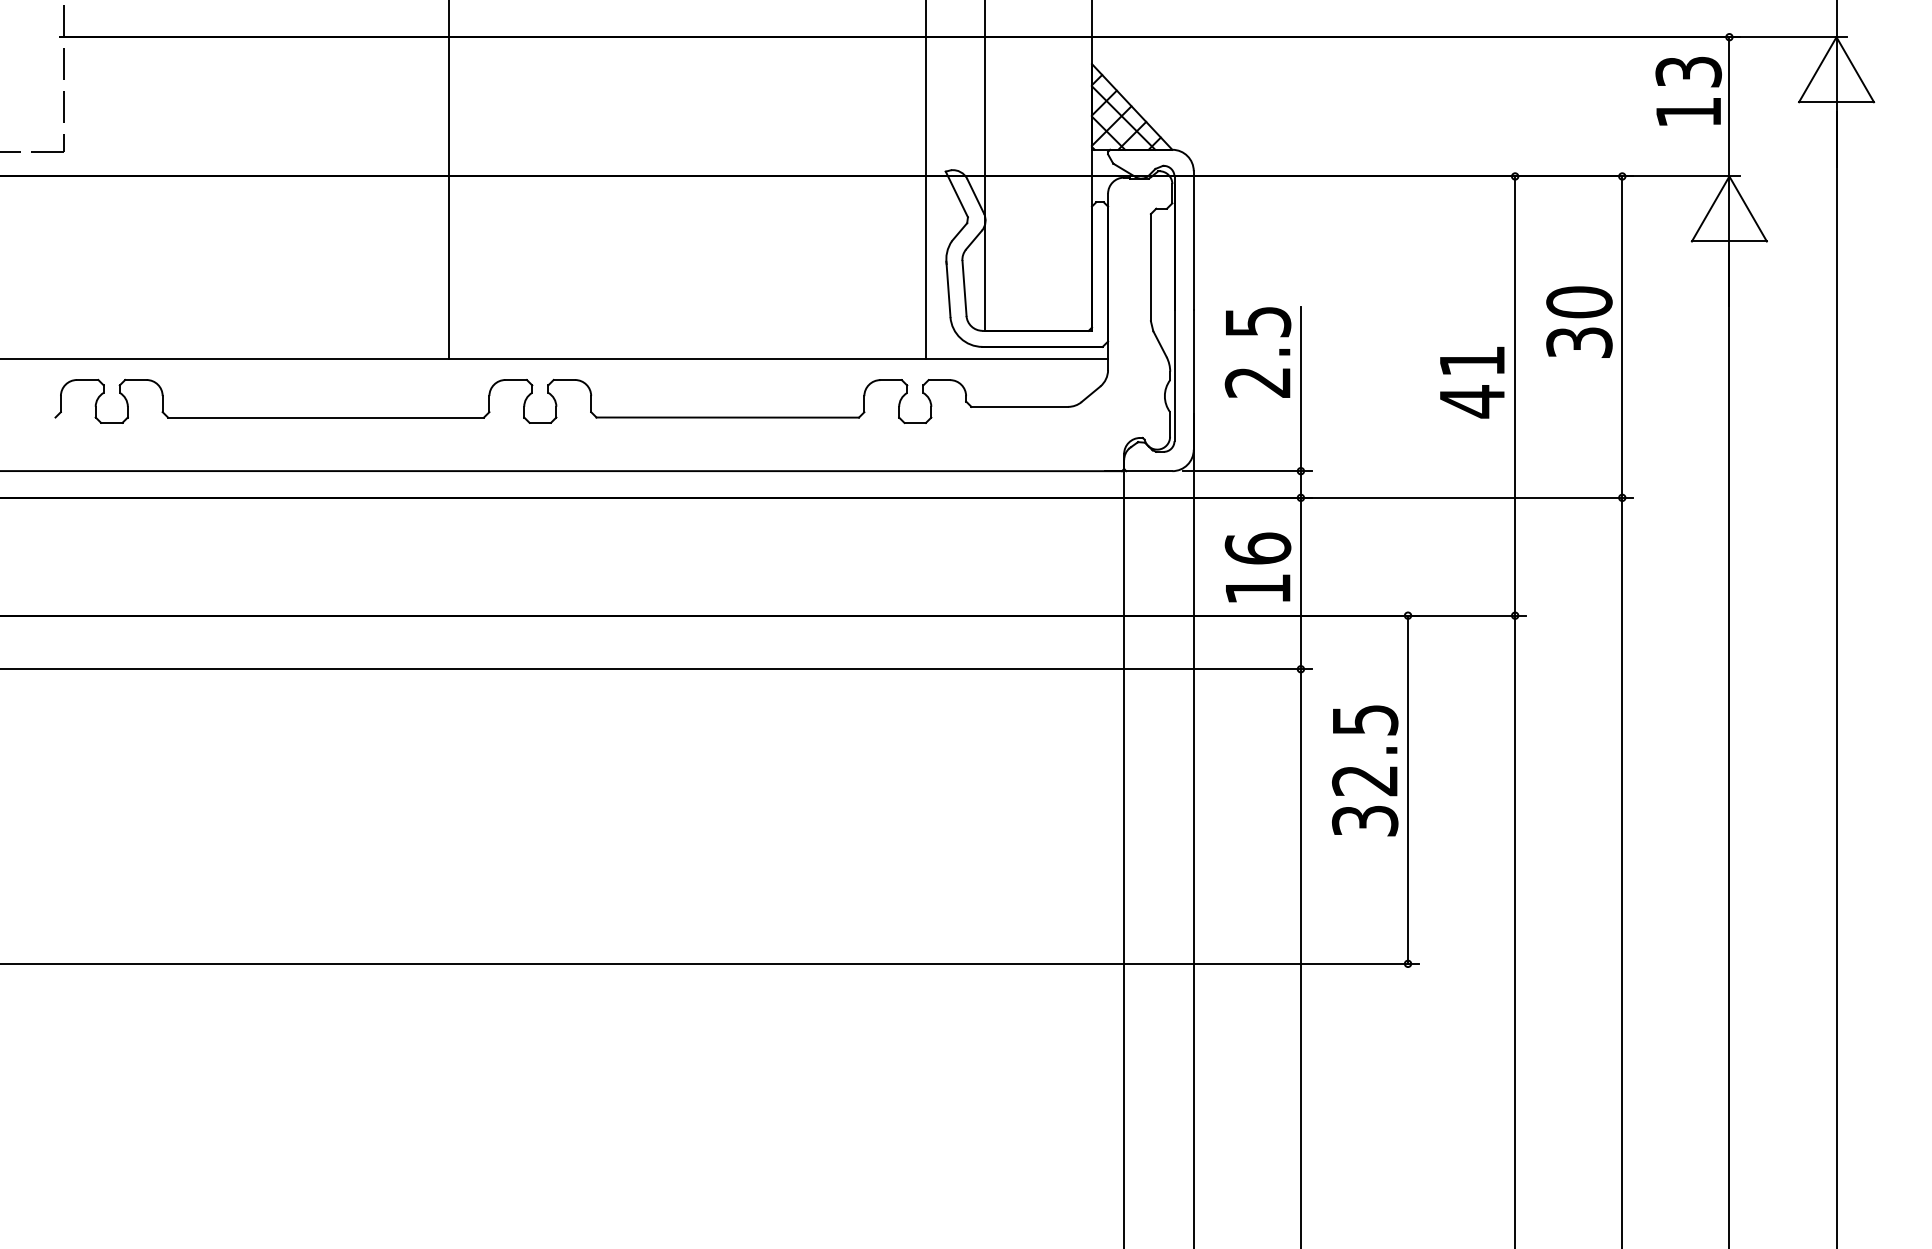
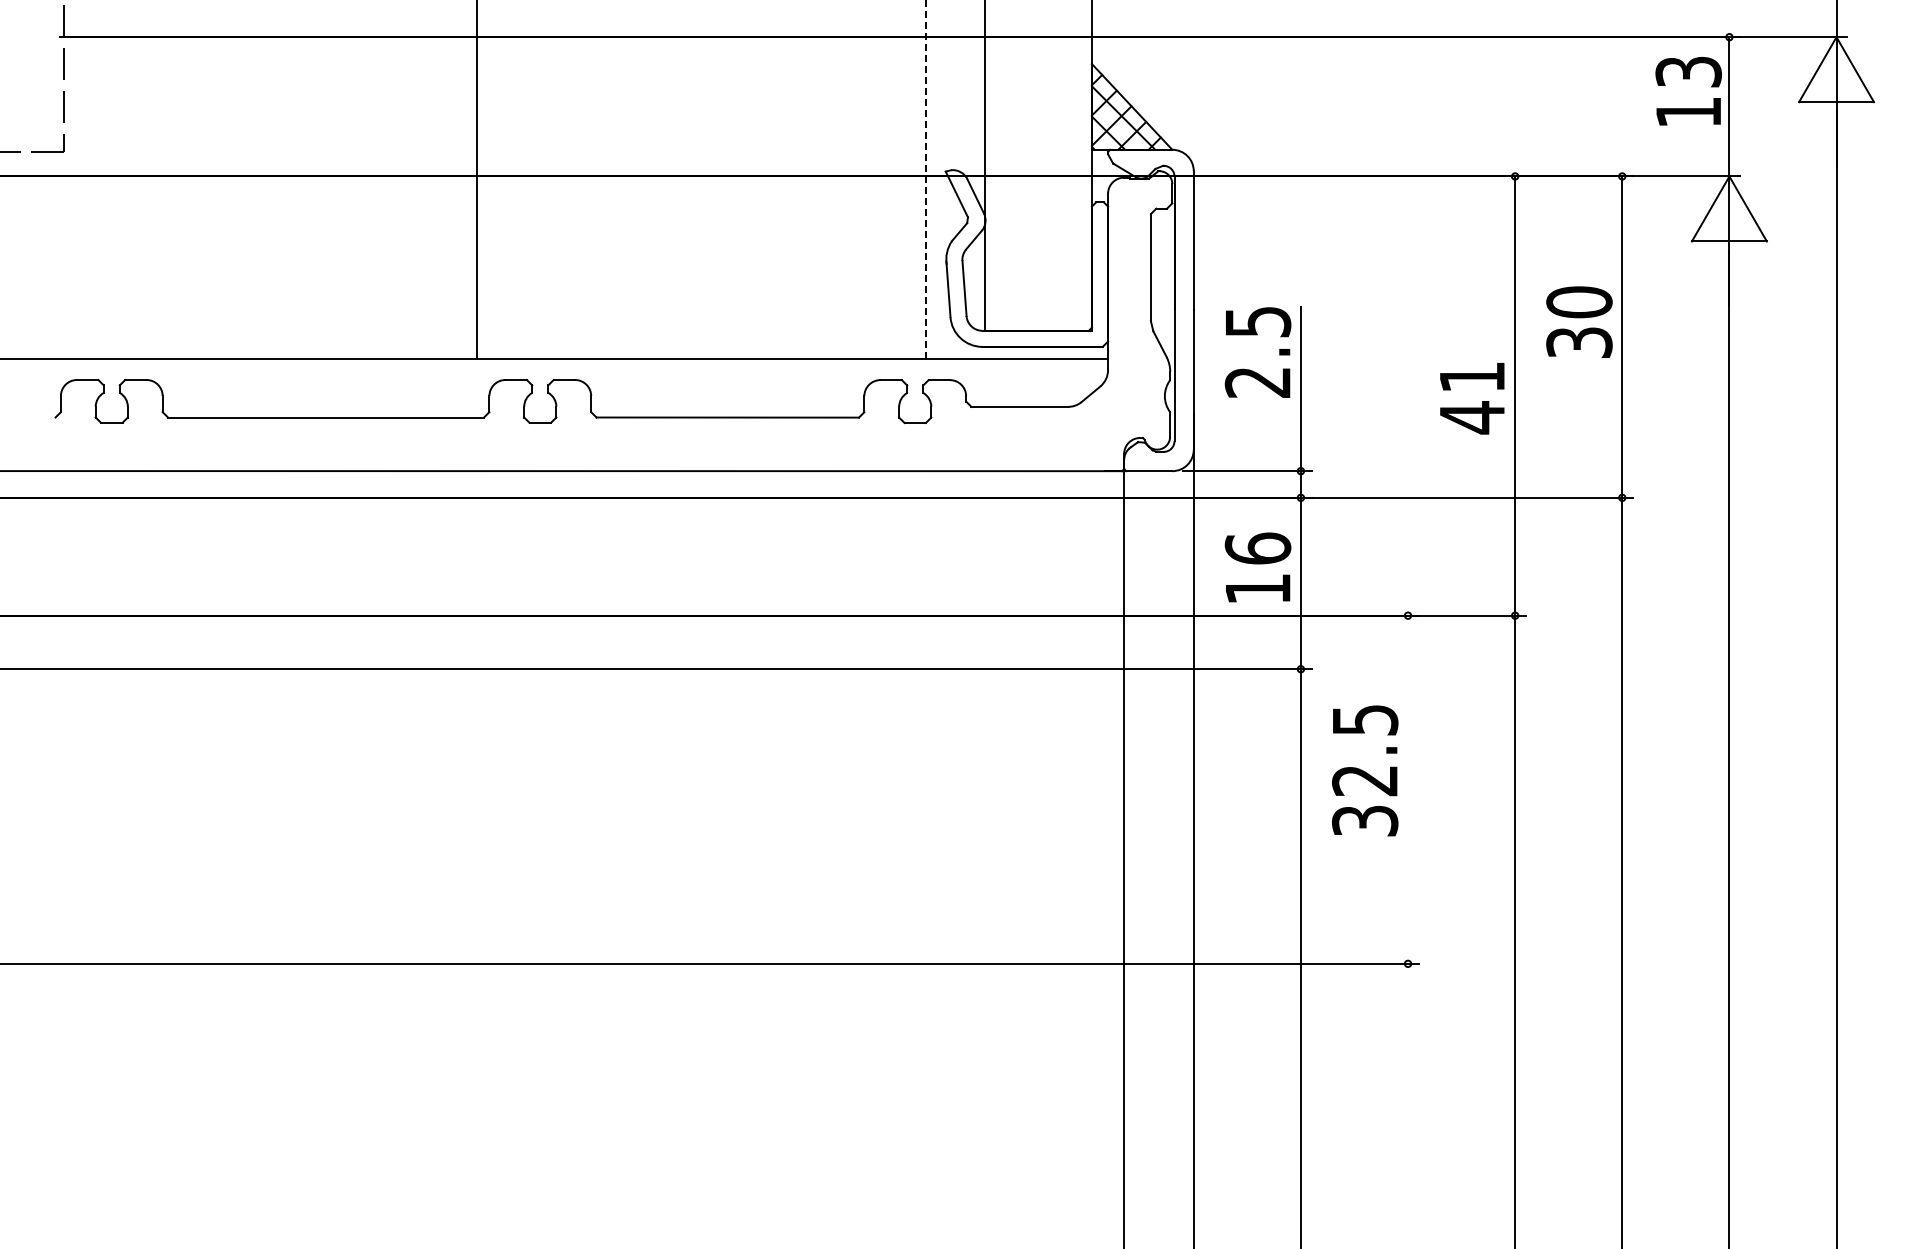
line: solid -> dashed (925, 179)
line position: (449, 180) -> (477, 180) (477, 180)
text position: (1472, 382) -> (1472, 398) (1472, 398)
line: present -> none (1408, 789)
